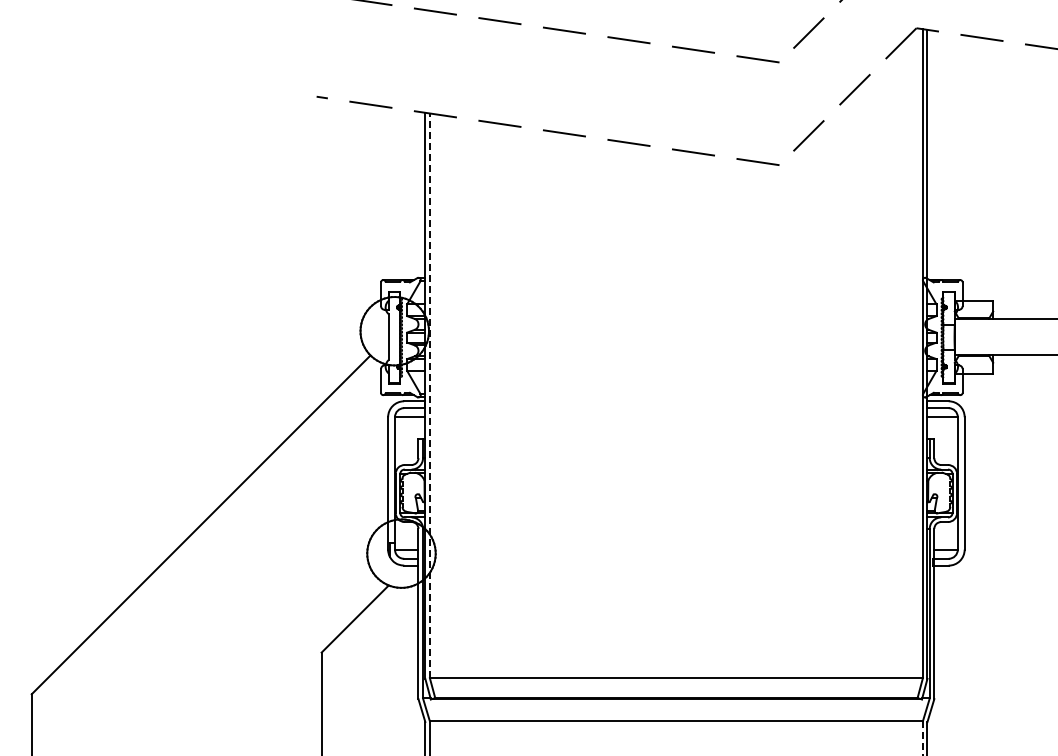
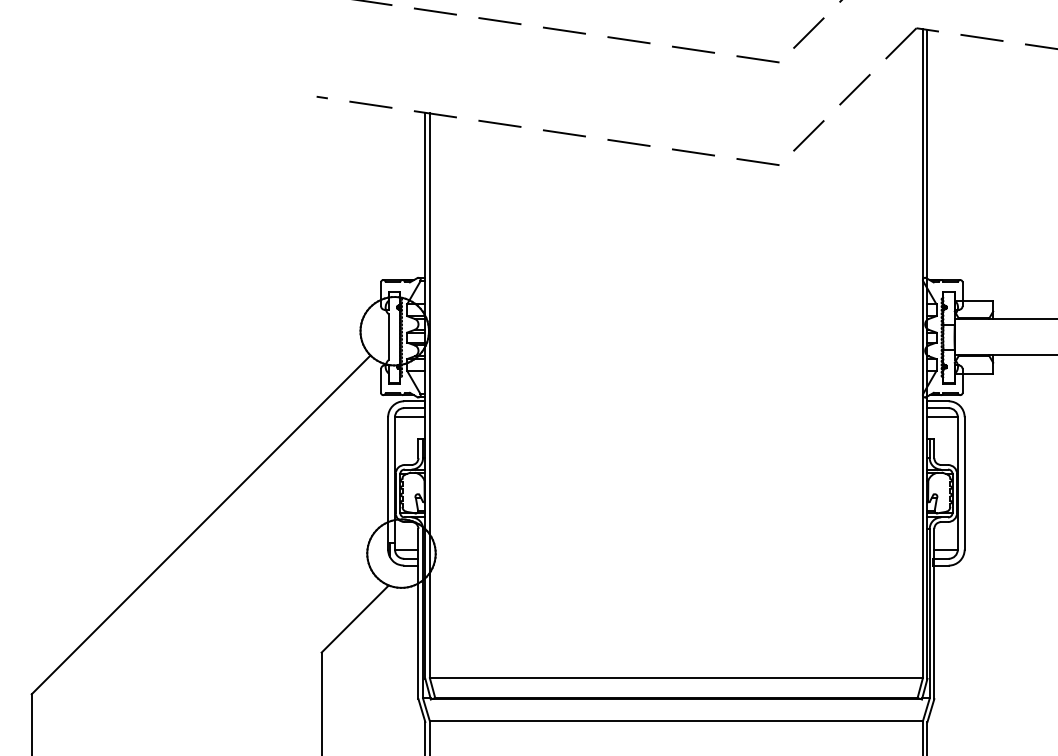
line: dashed -> solid (429, 395)
line: dashed -> solid (922, 738)
